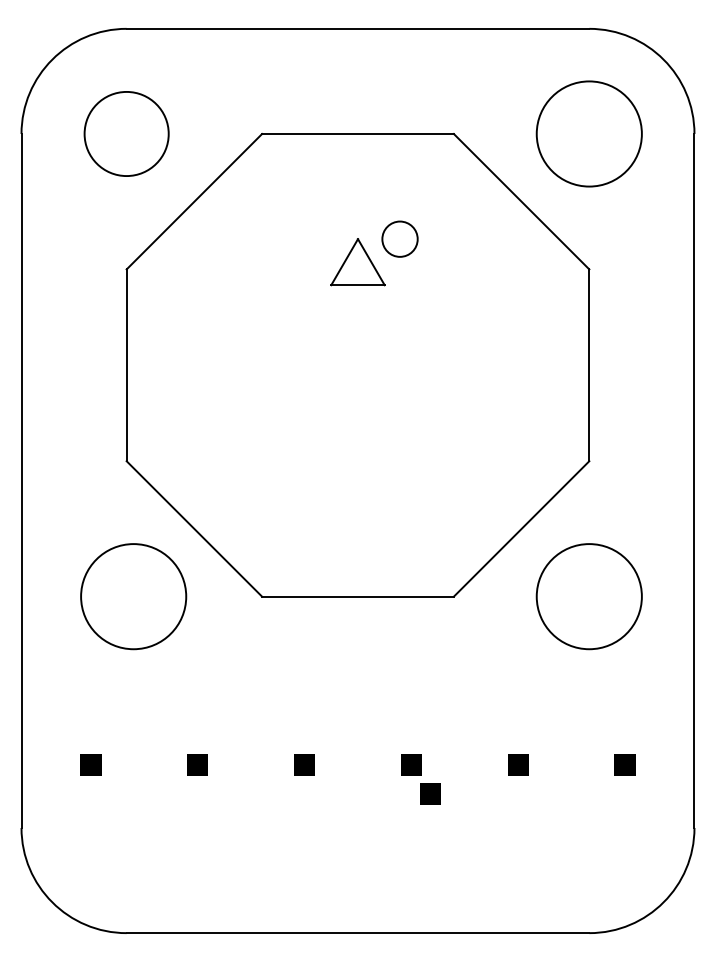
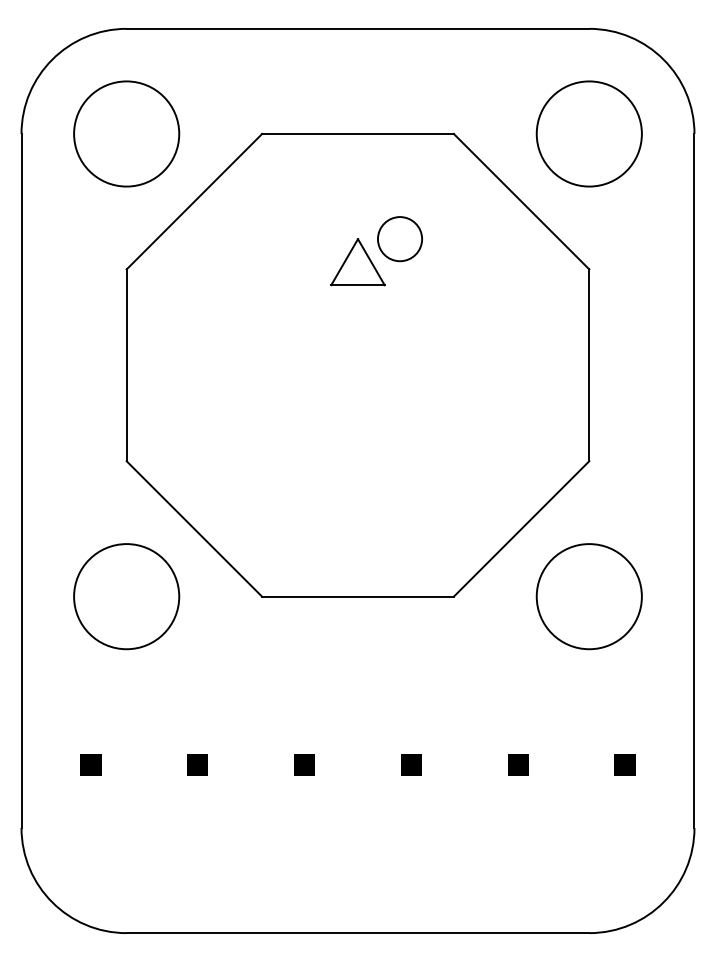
circle diameter: 84 px -> 105 px (126, 133)
circle size: 38x38 px -> 46x47 px (399, 239)
circle position: (133, 596) -> (126, 596) (126, 596)
part: present -> none (430, 793)
